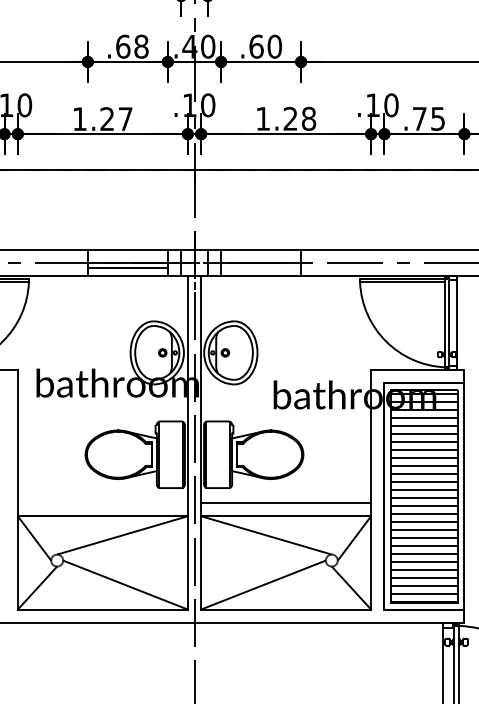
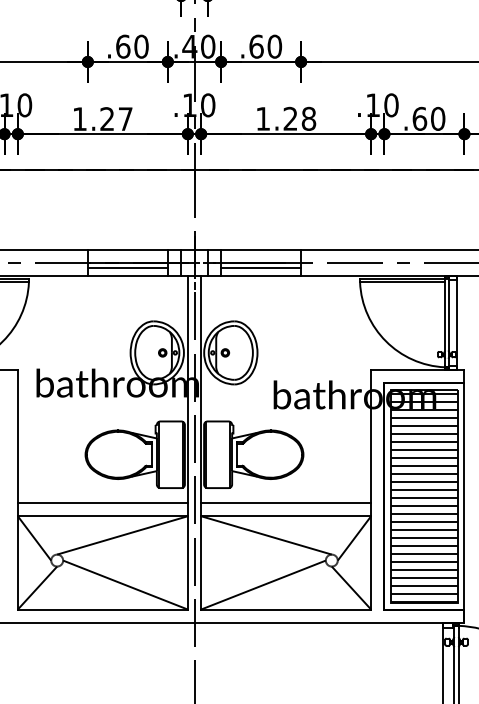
text: .68 -> .60 (141, 46)
text: .75 -> .60 (428, 118)
line: none -> present (261, 268)
line: none -> present (102, 502)
